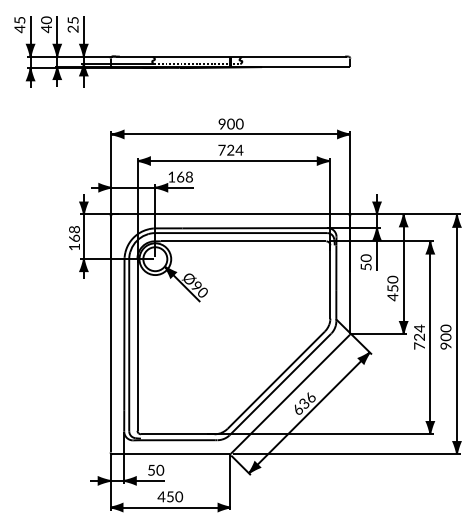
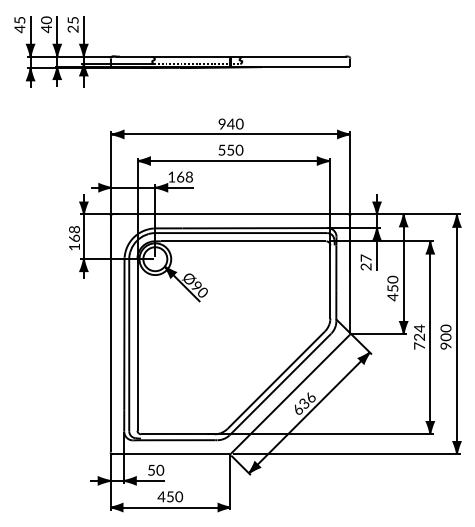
text: 900 -> 940 (230, 123)
text: 724 -> 550 (230, 149)
text: 50 -> 27 (365, 262)
